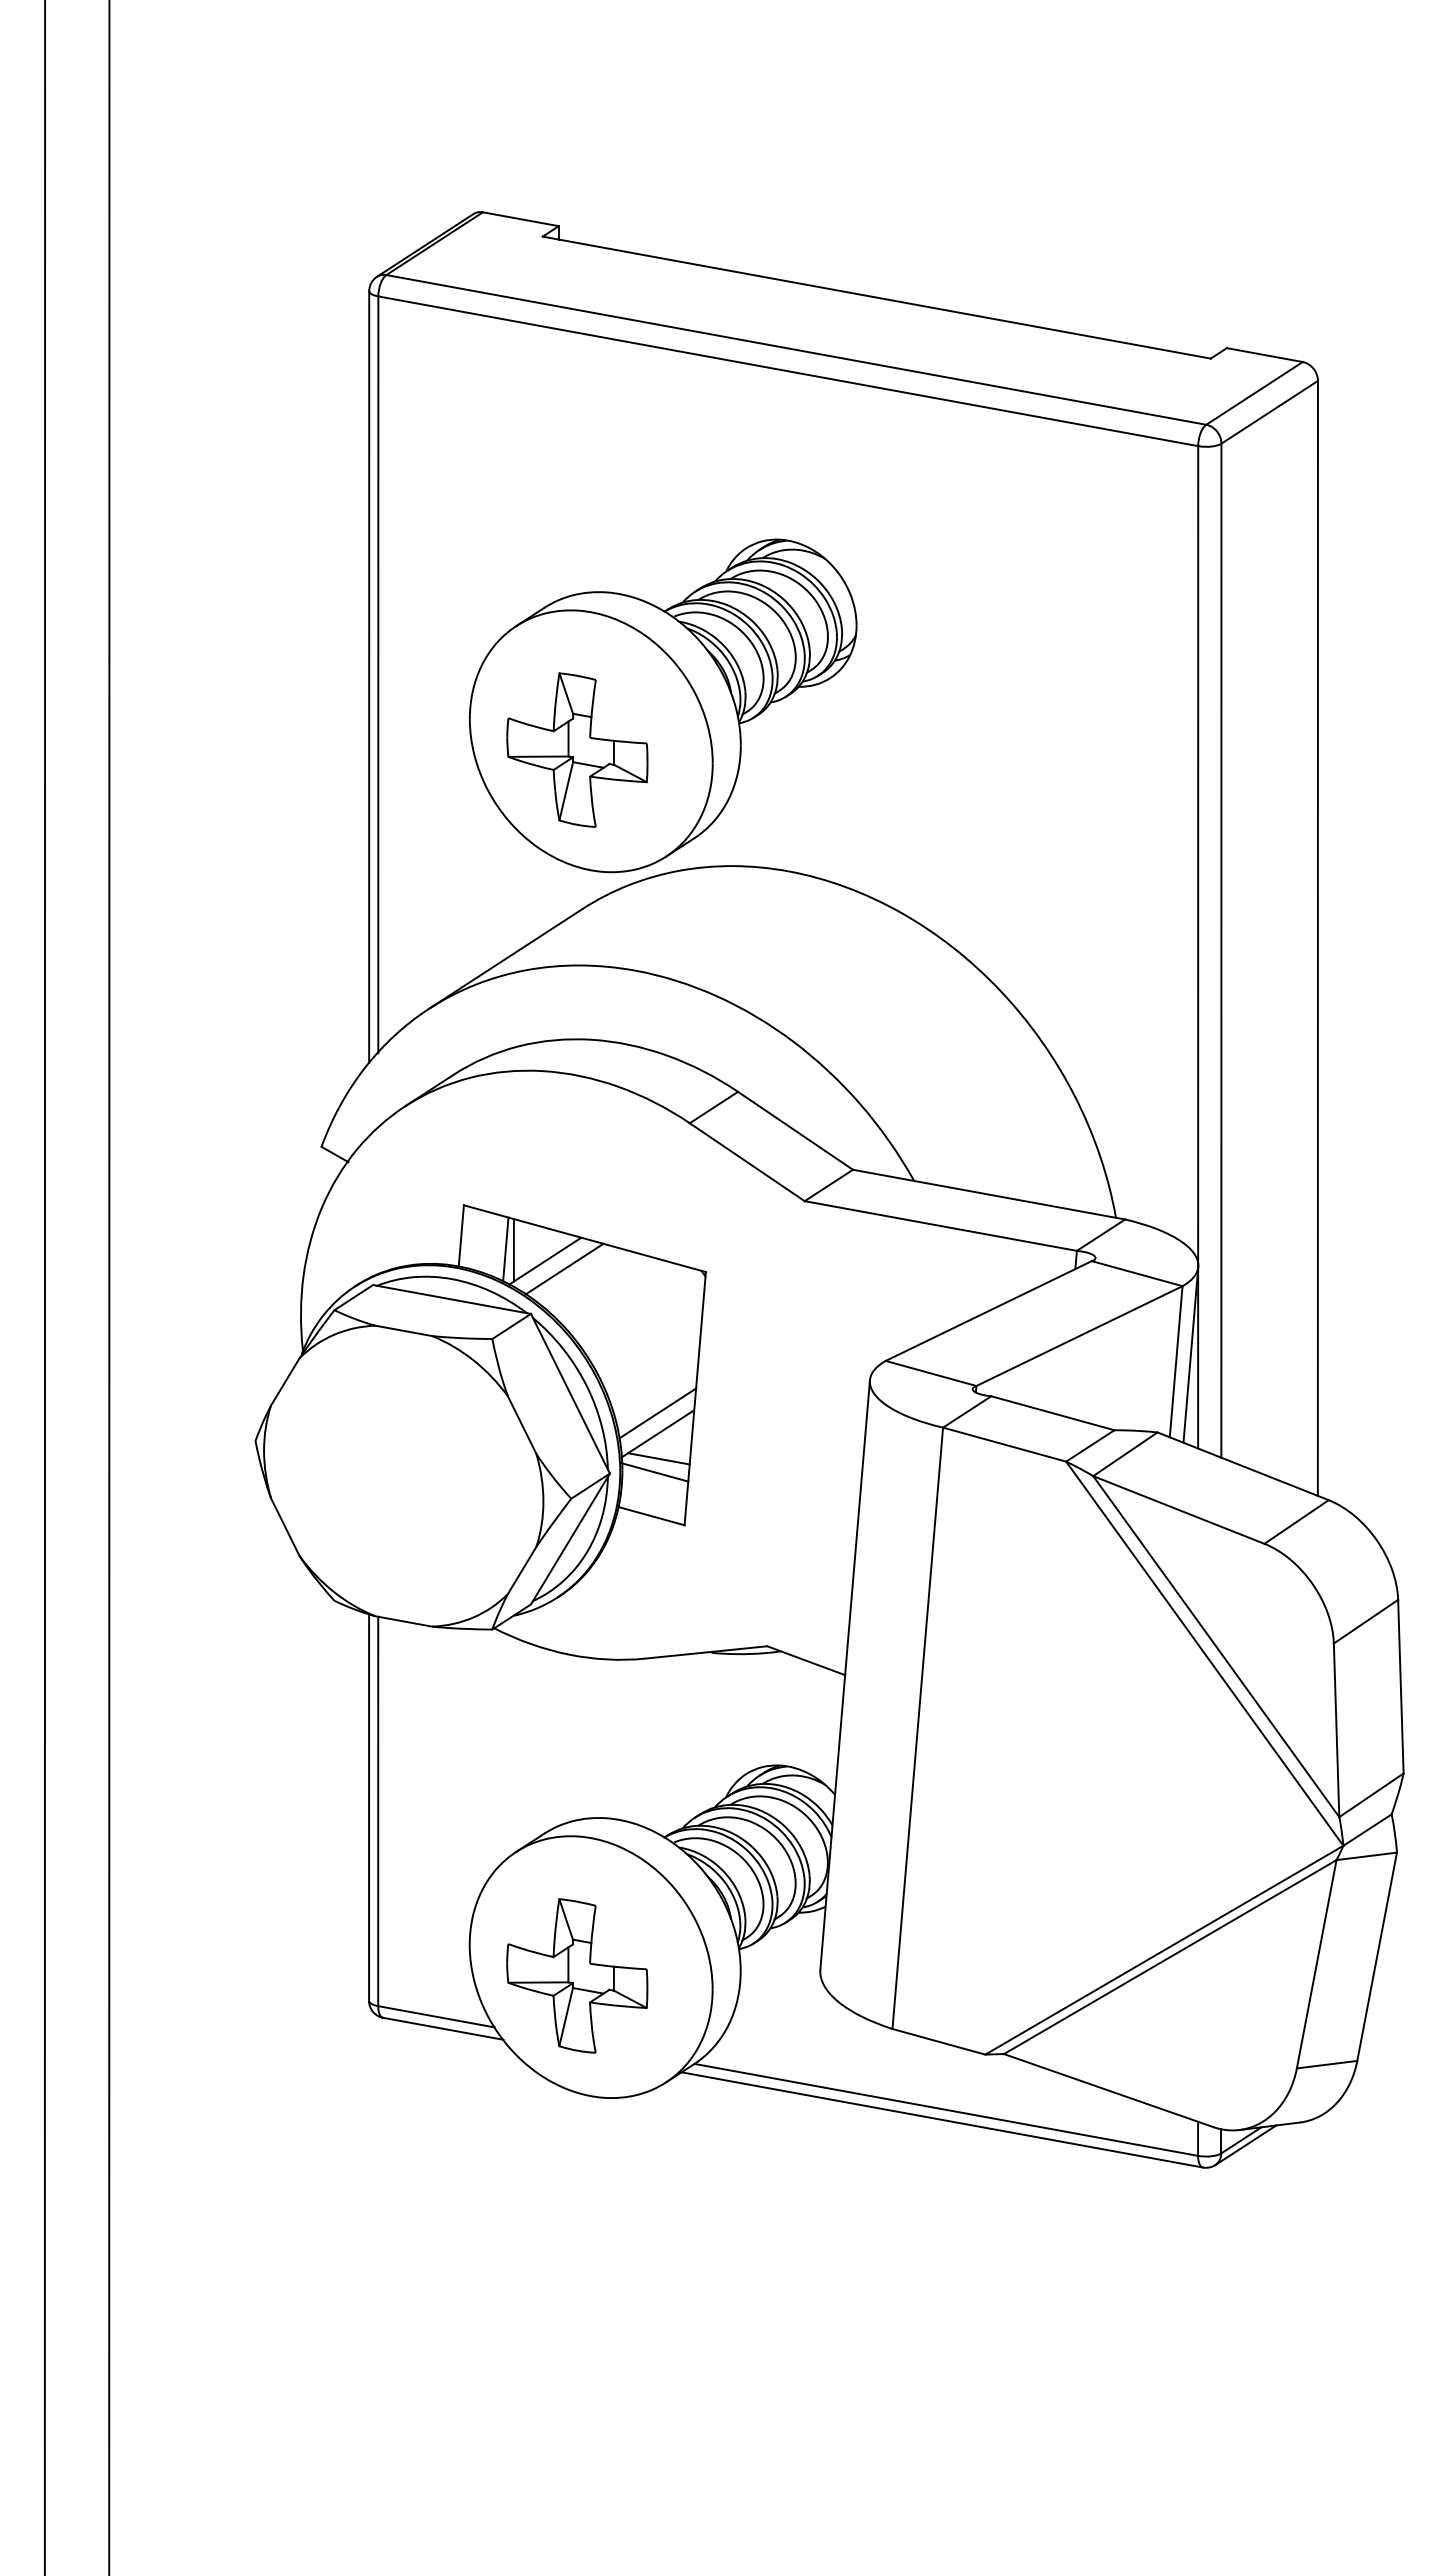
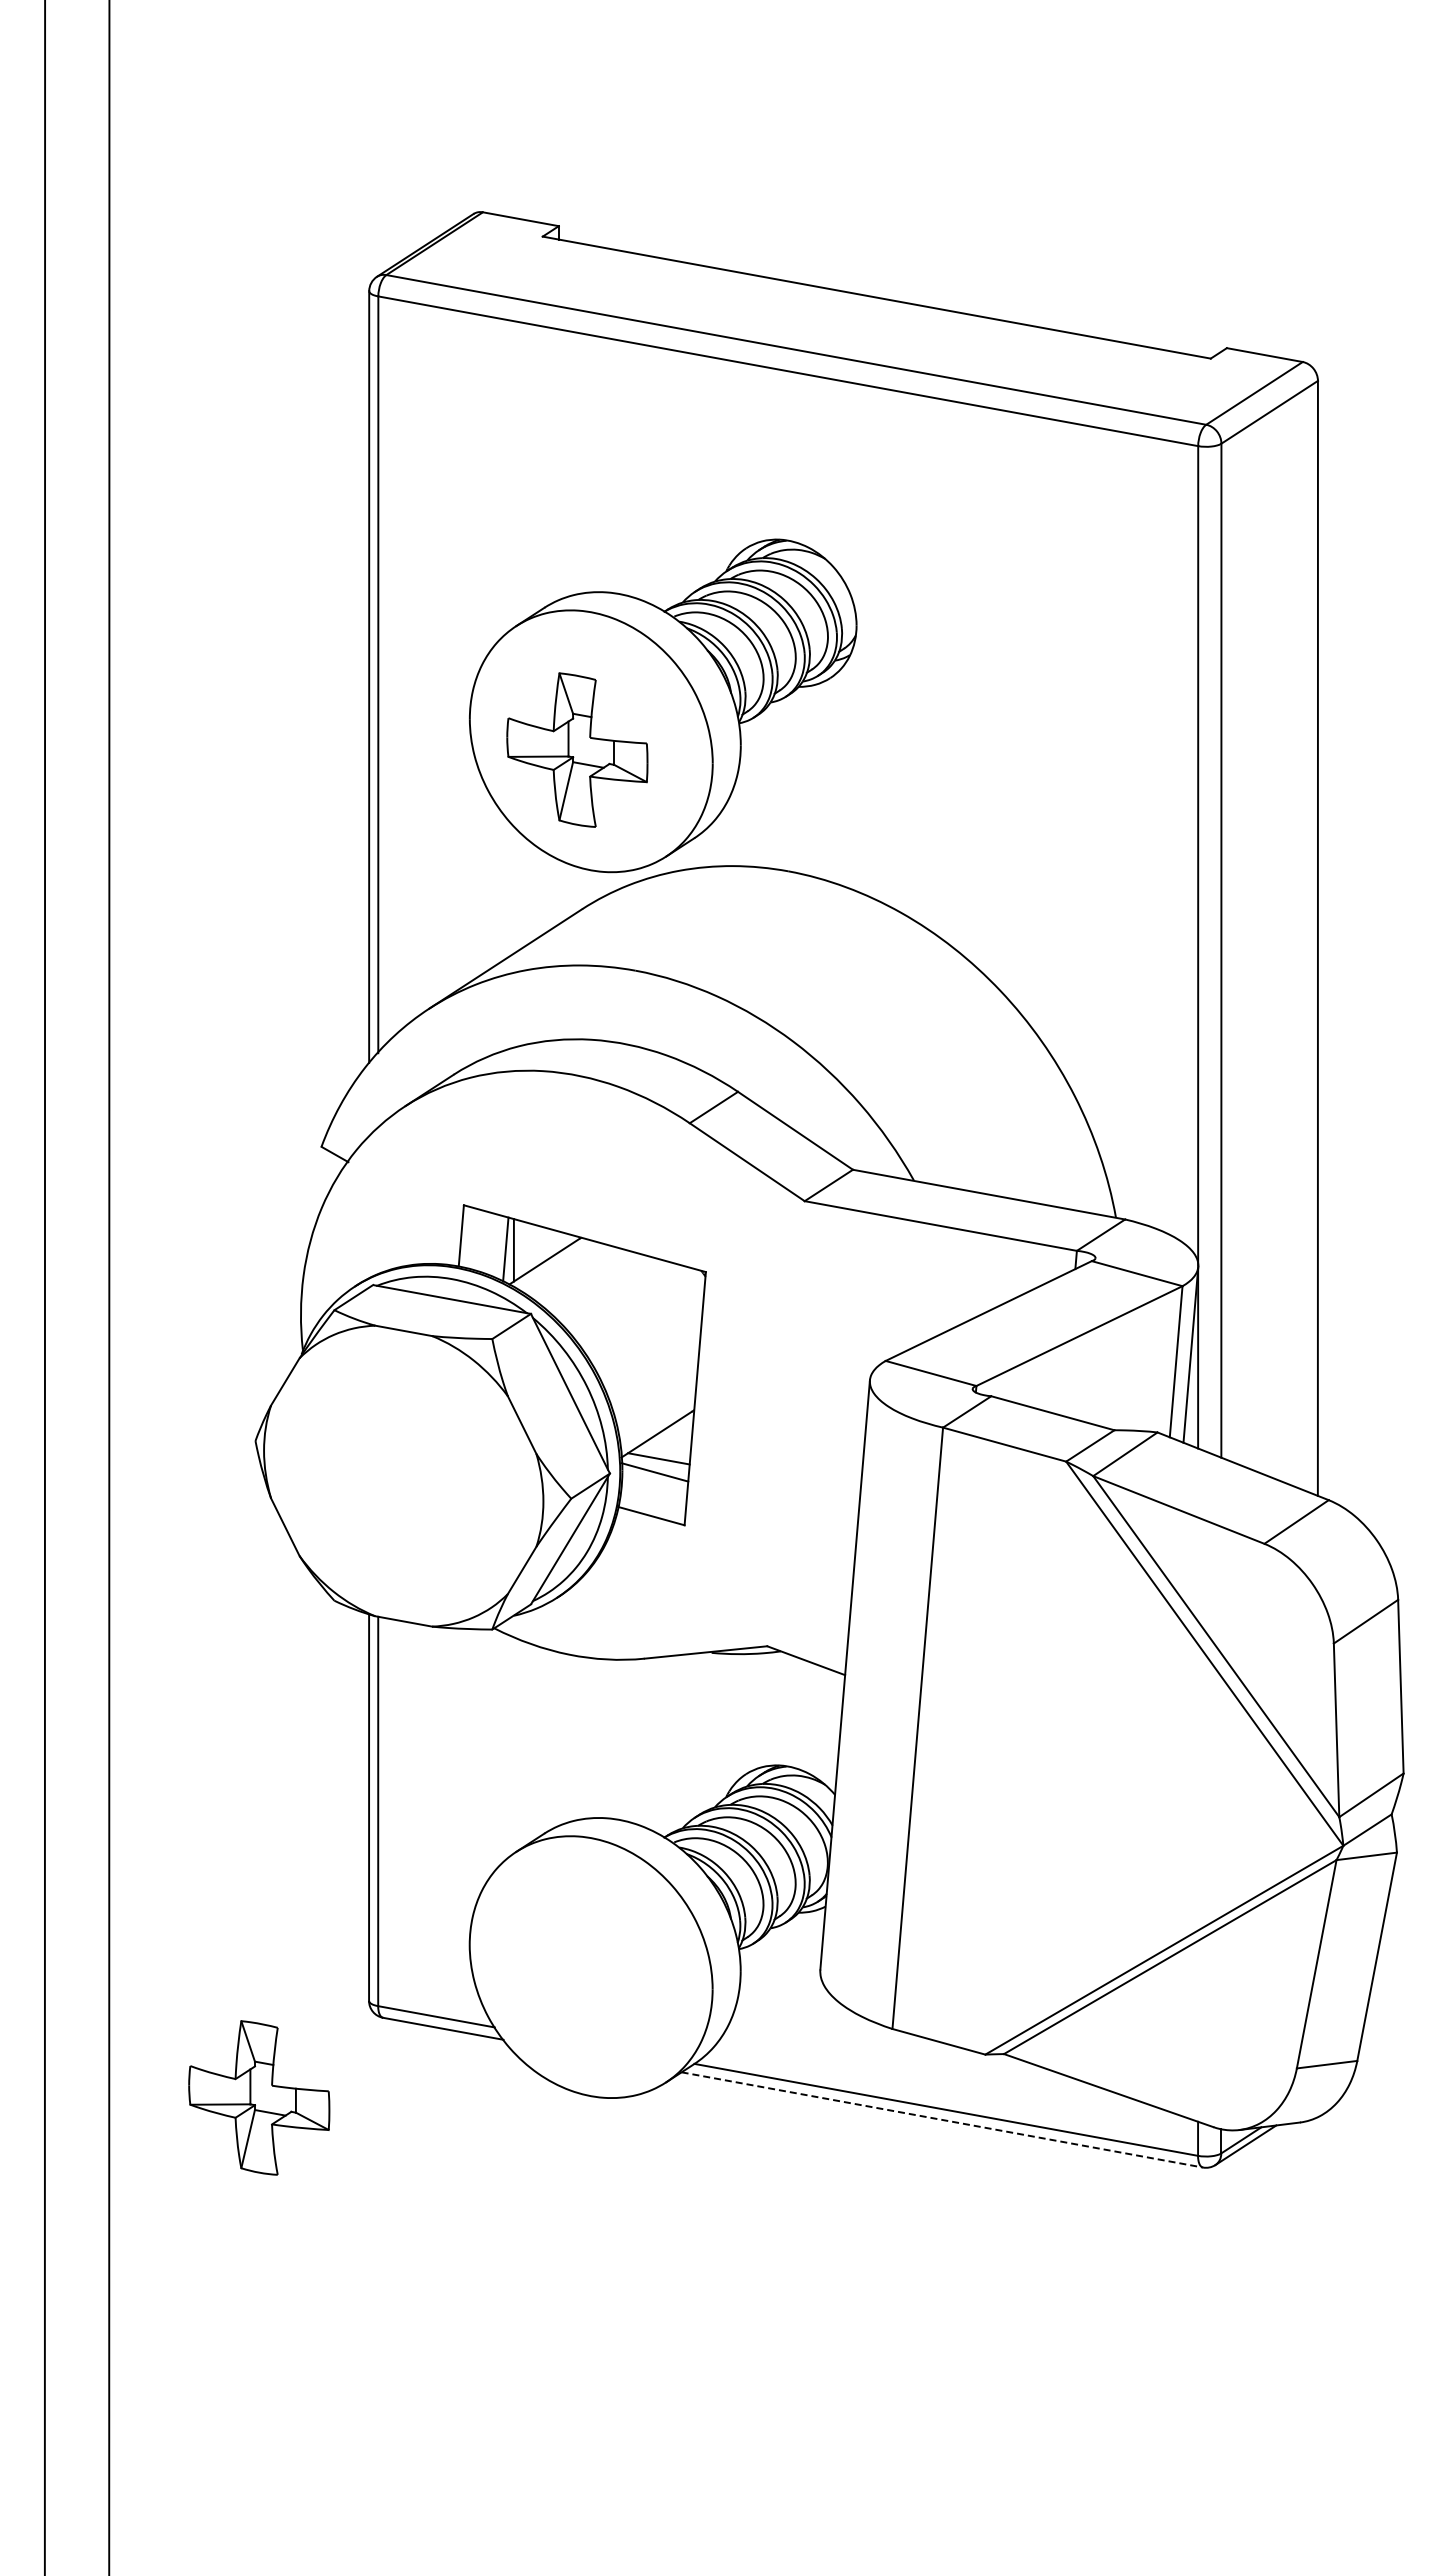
line: present -> none (564, 1268)
line: present -> none (657, 1413)
part position: (577, 1975) -> (259, 2097) (259, 2097)
line: solid -> dashed (942, 2120)
